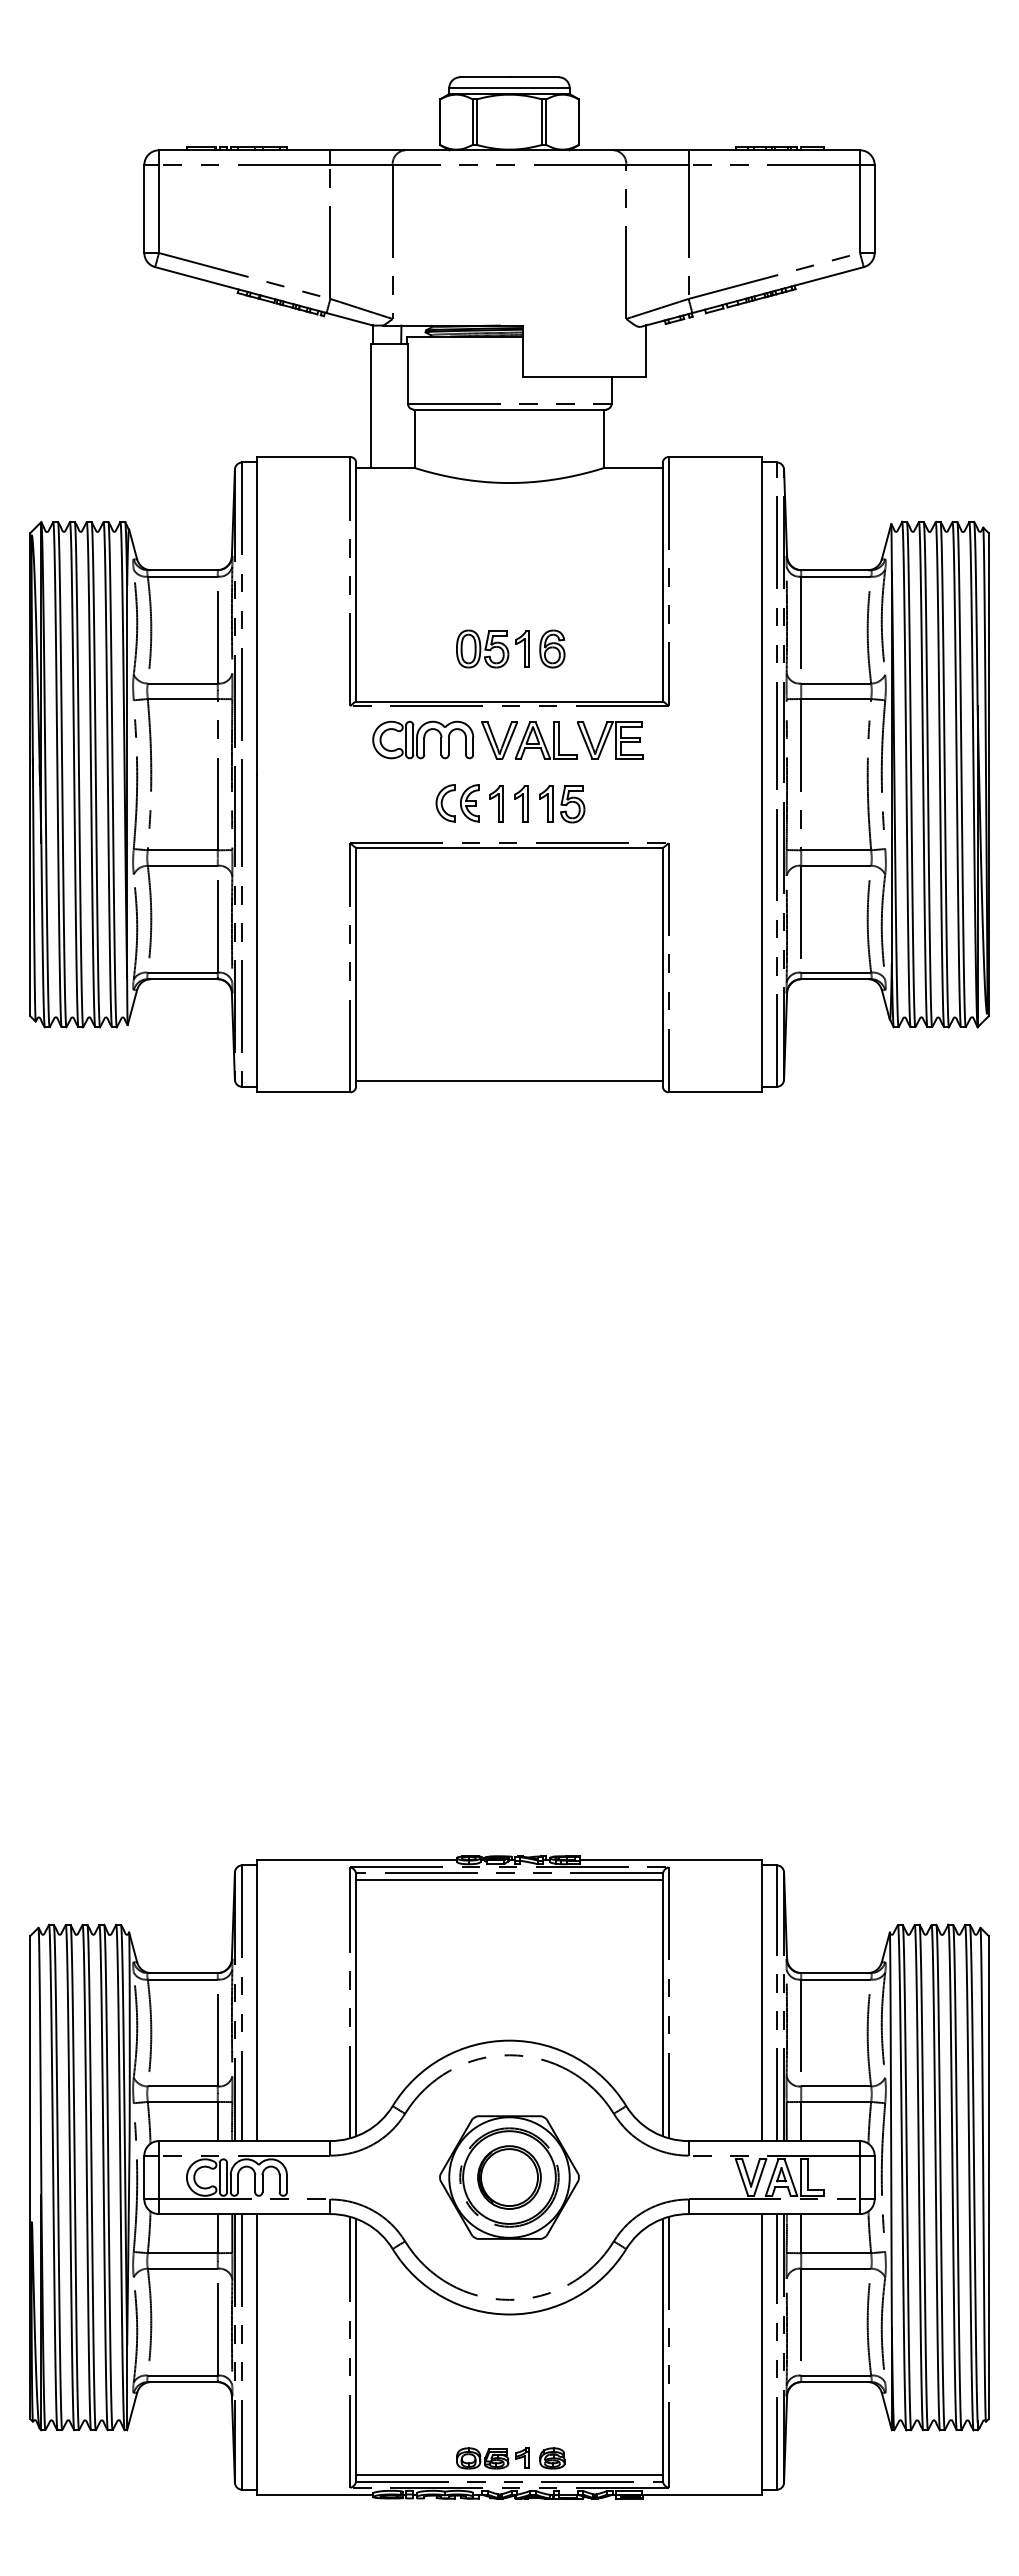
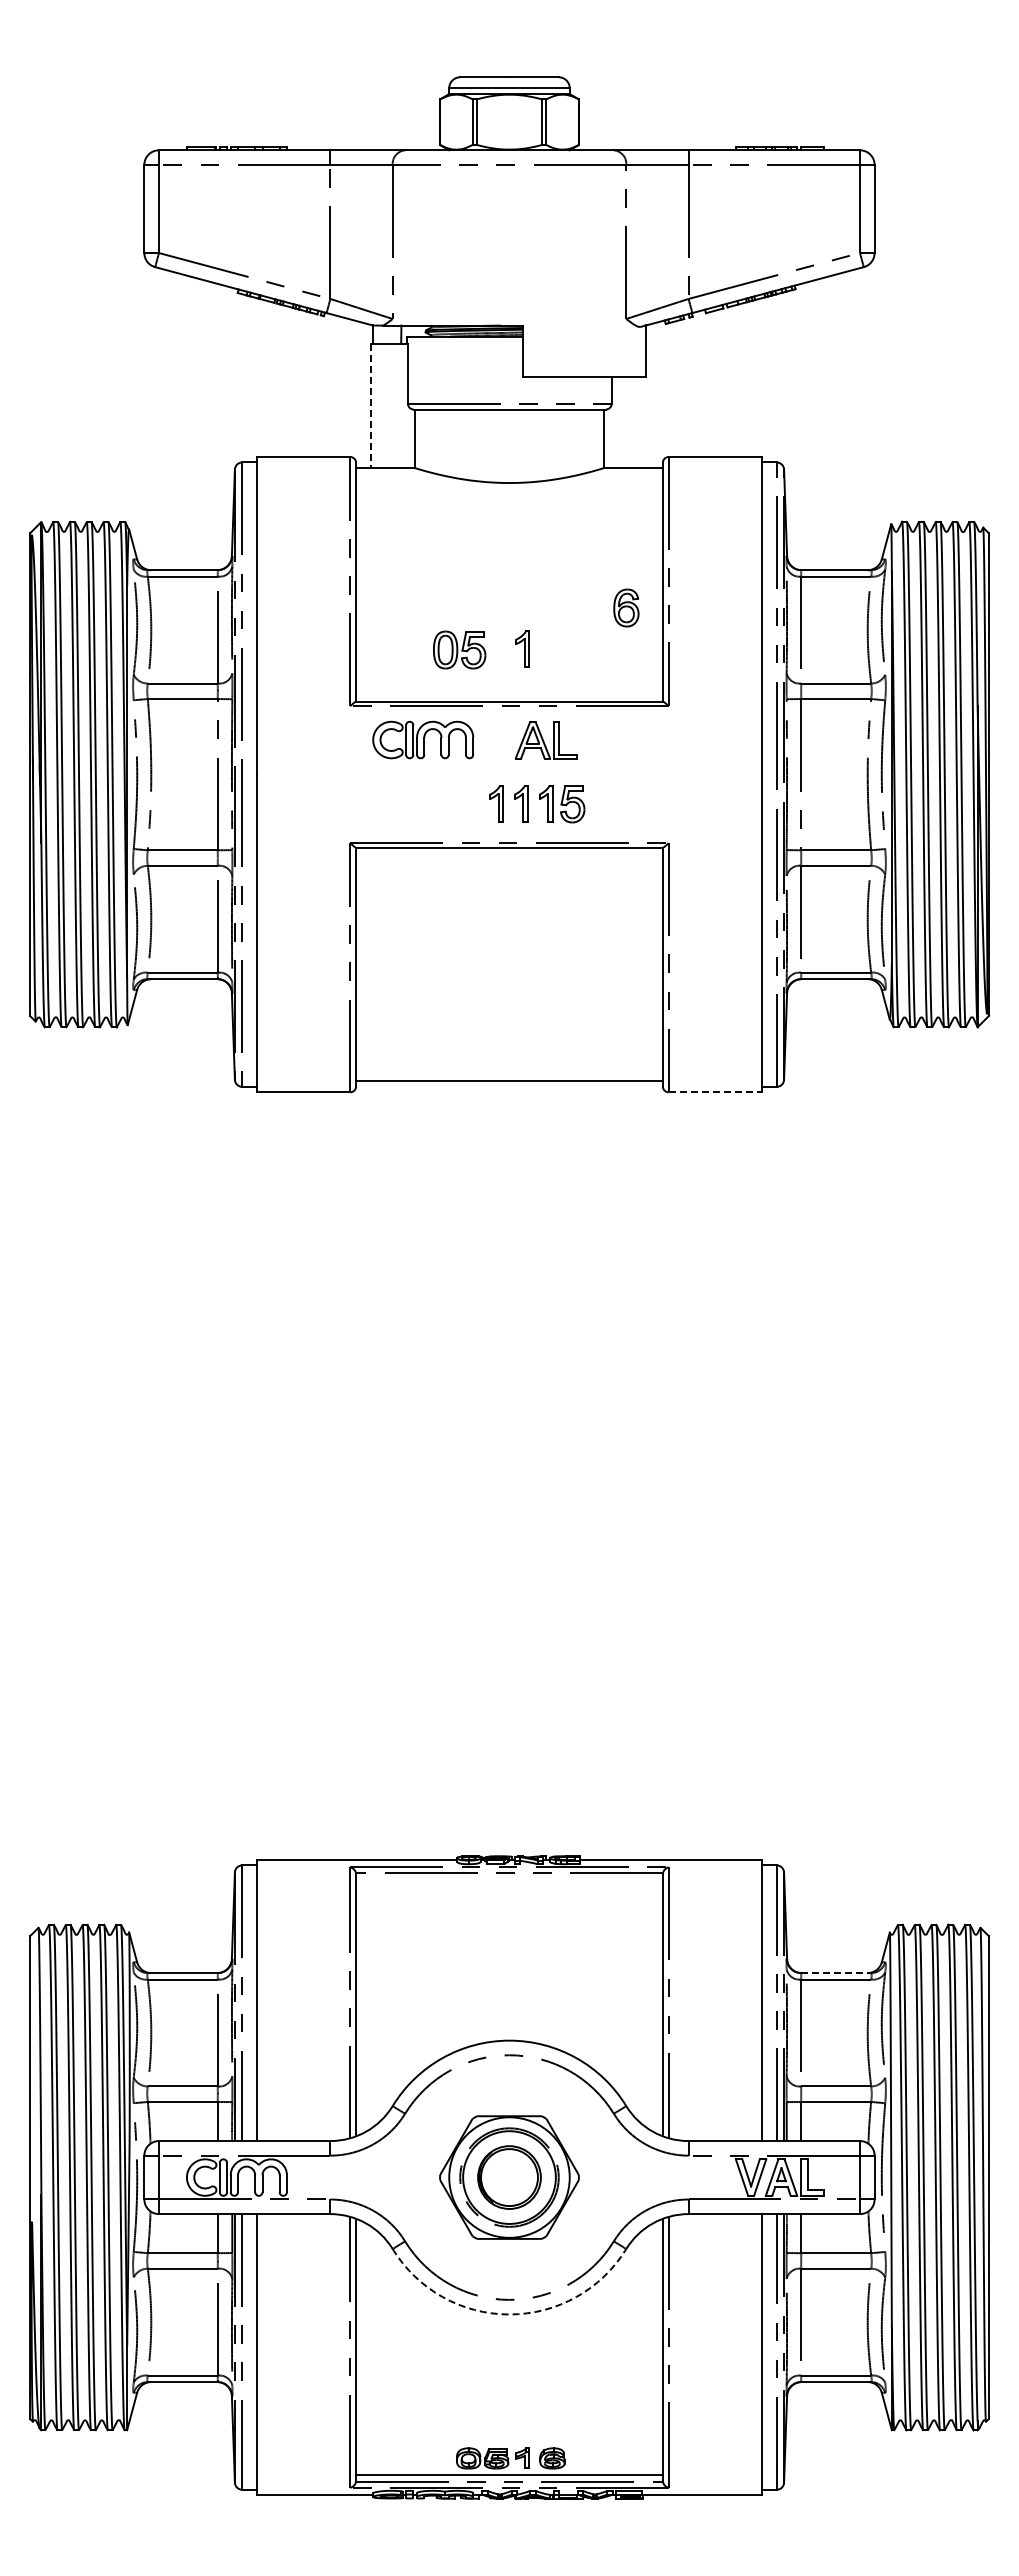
line: solid -> dashed (370, 406)
part position: (482, 648) -> (459, 649) (459, 649)
part position: (552, 648) -> (626, 607) (626, 607)
part: present -> none (499, 740)
part: present -> none (610, 740)
part: present -> none (457, 803)
line: solid -> dashed (715, 1092)
line: present -> none (509, 1879)
line: solid -> dashed (836, 1973)
arc: solid -> dashed (509, 2314)
